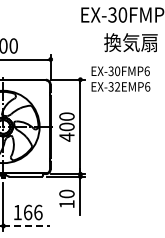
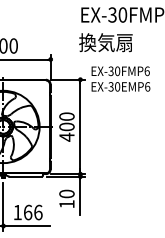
text position: (130, 42) -> (105, 42) (105, 42)
text: EX-32EMP6 -> EX-30EMP6 (117, 86)
line: dashed -> solid (27, 226)
